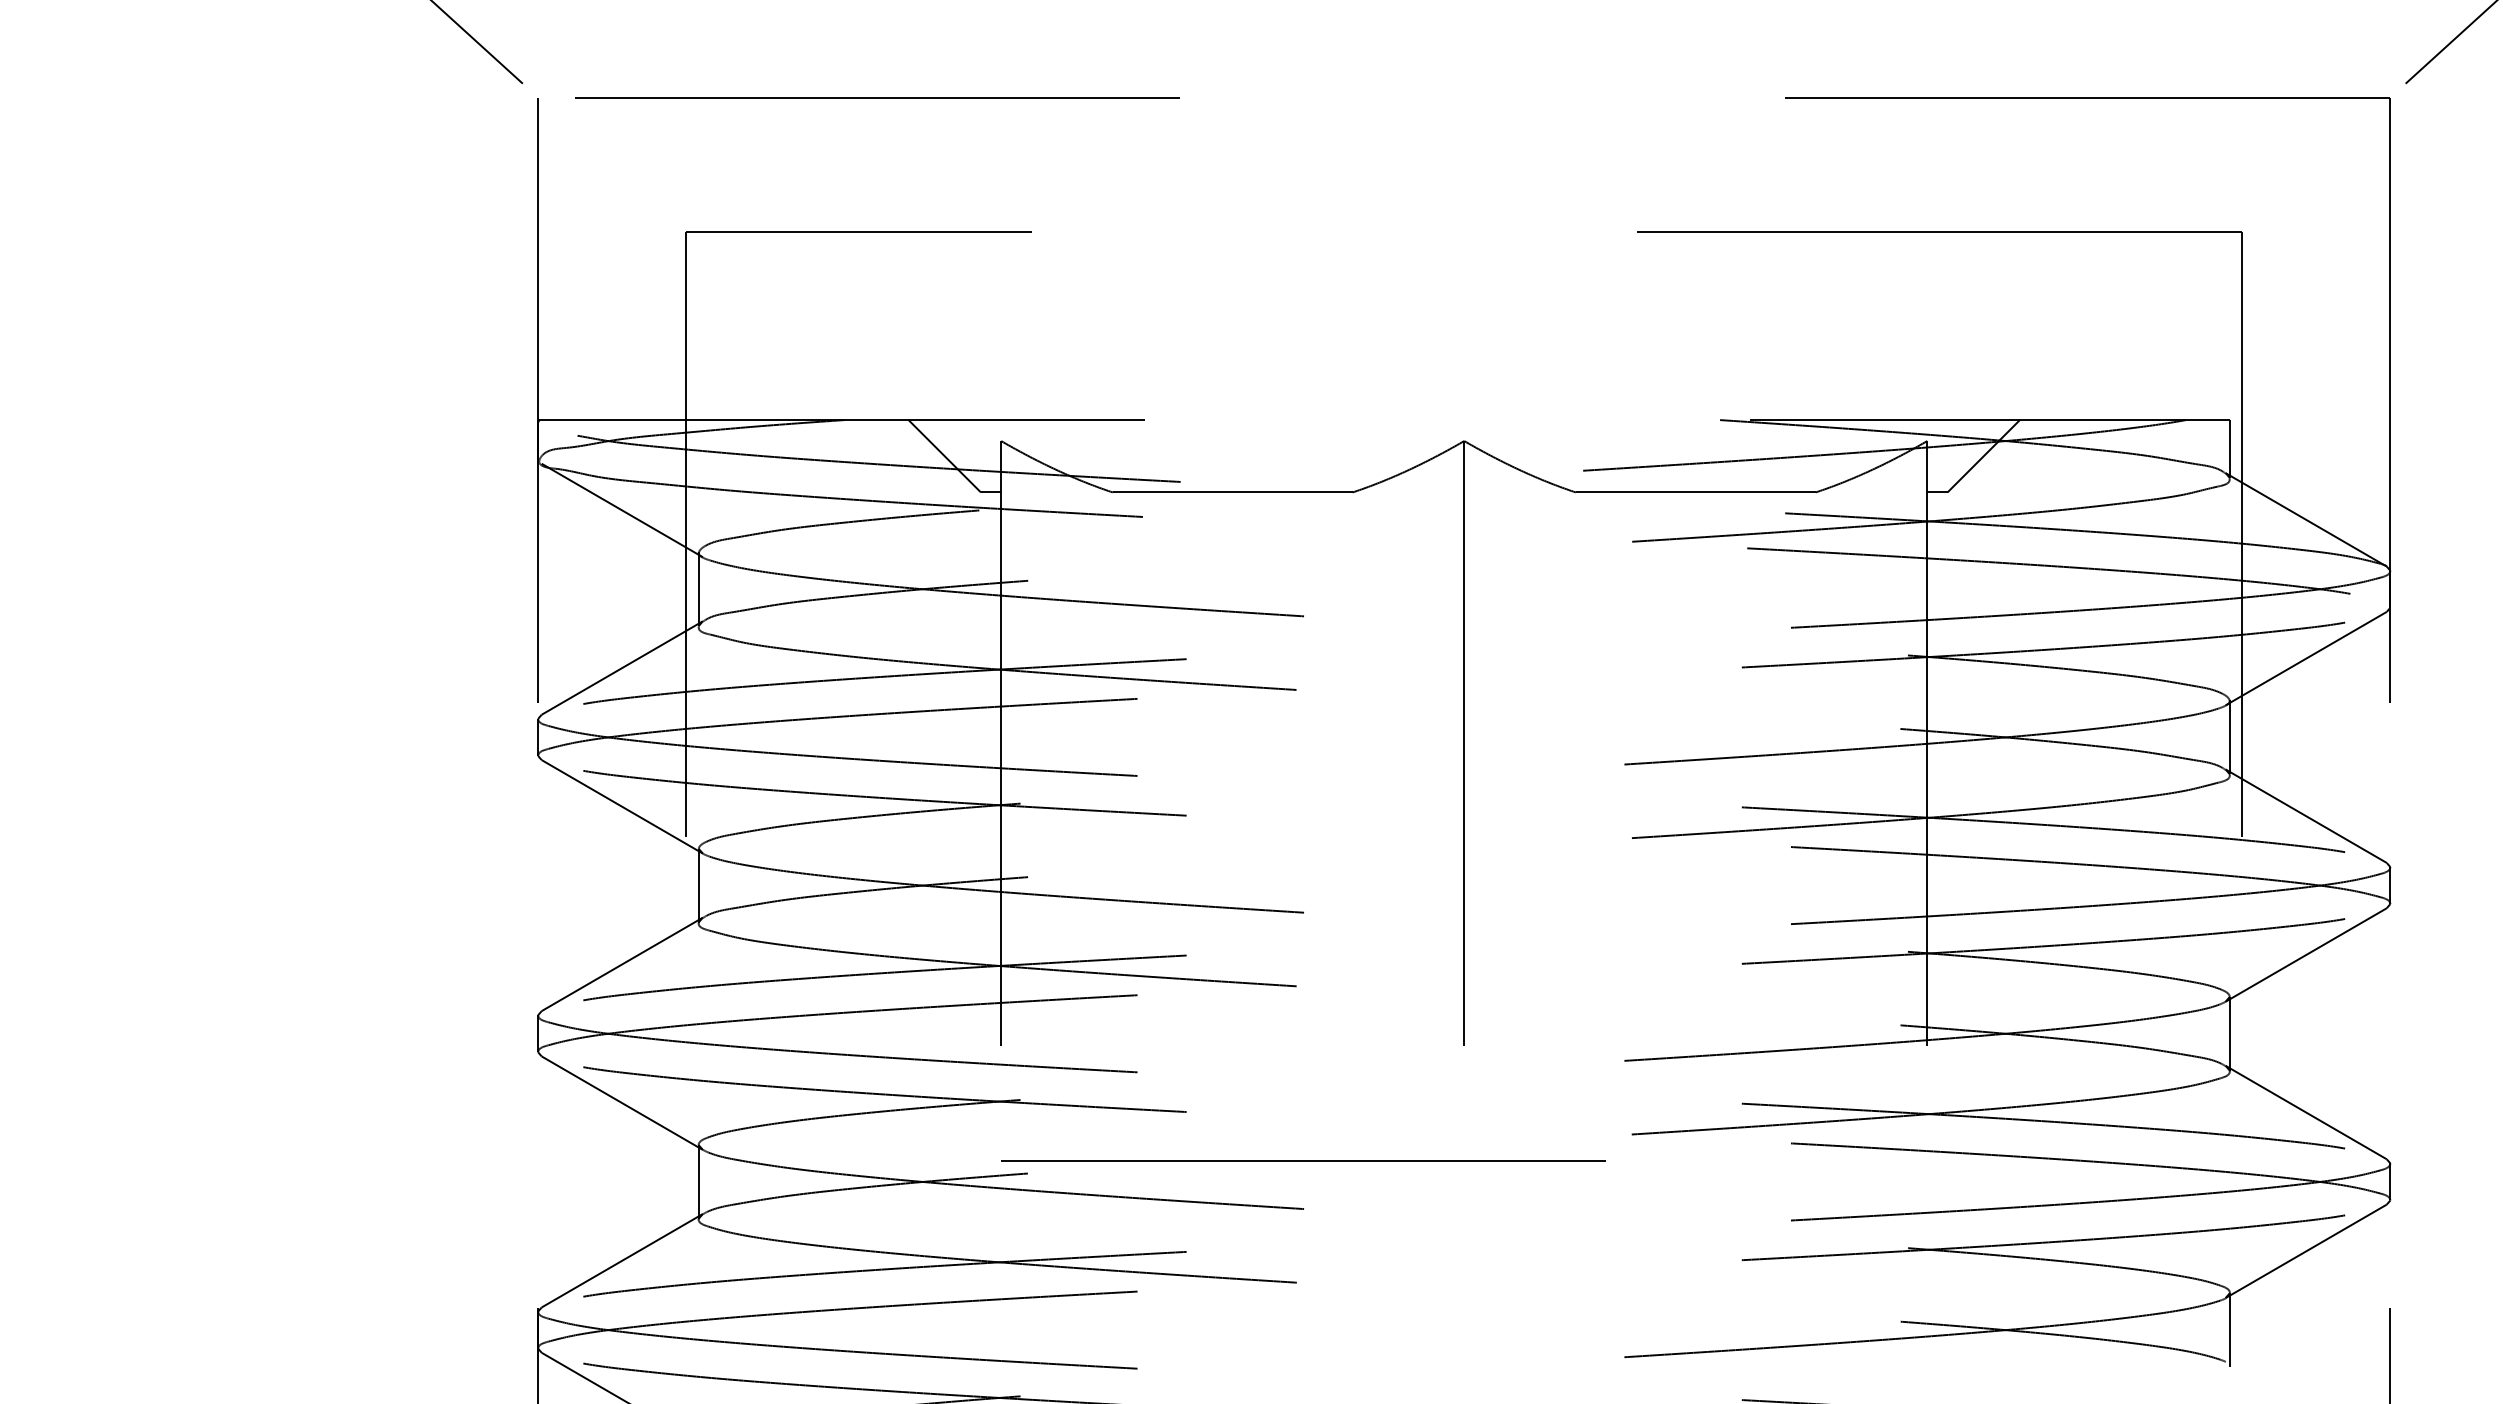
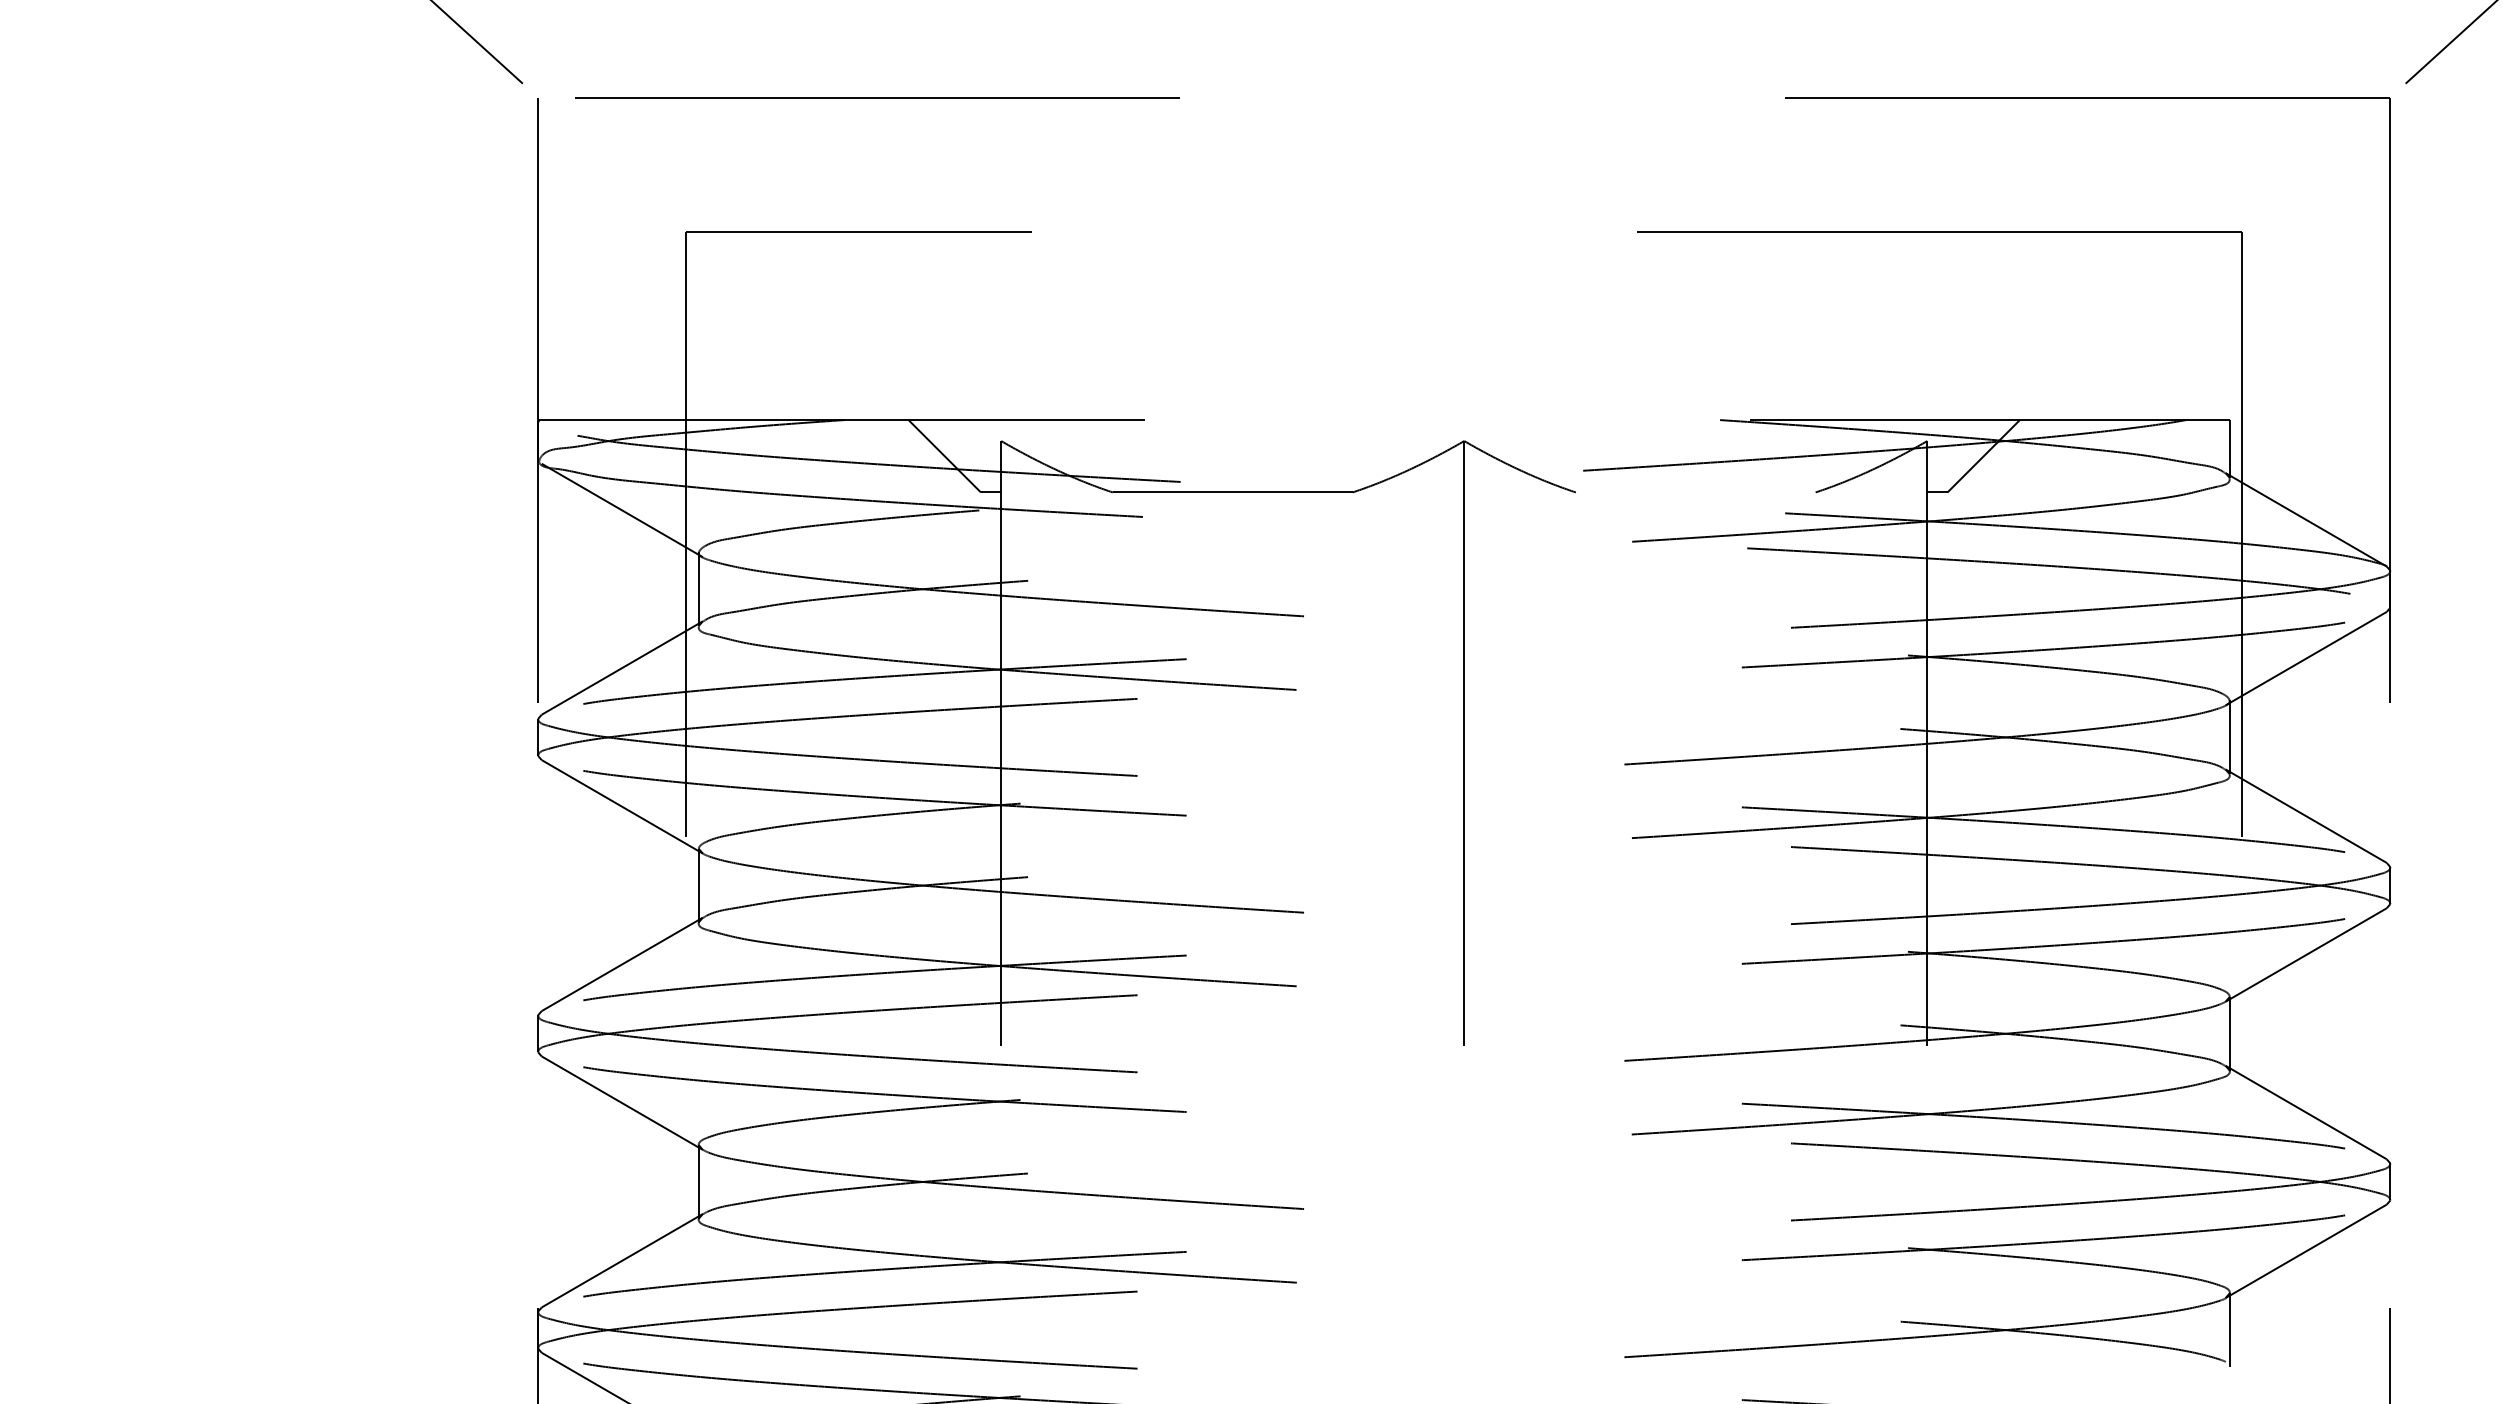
line: present -> none (1695, 492)
line: present -> none (1303, 1160)
